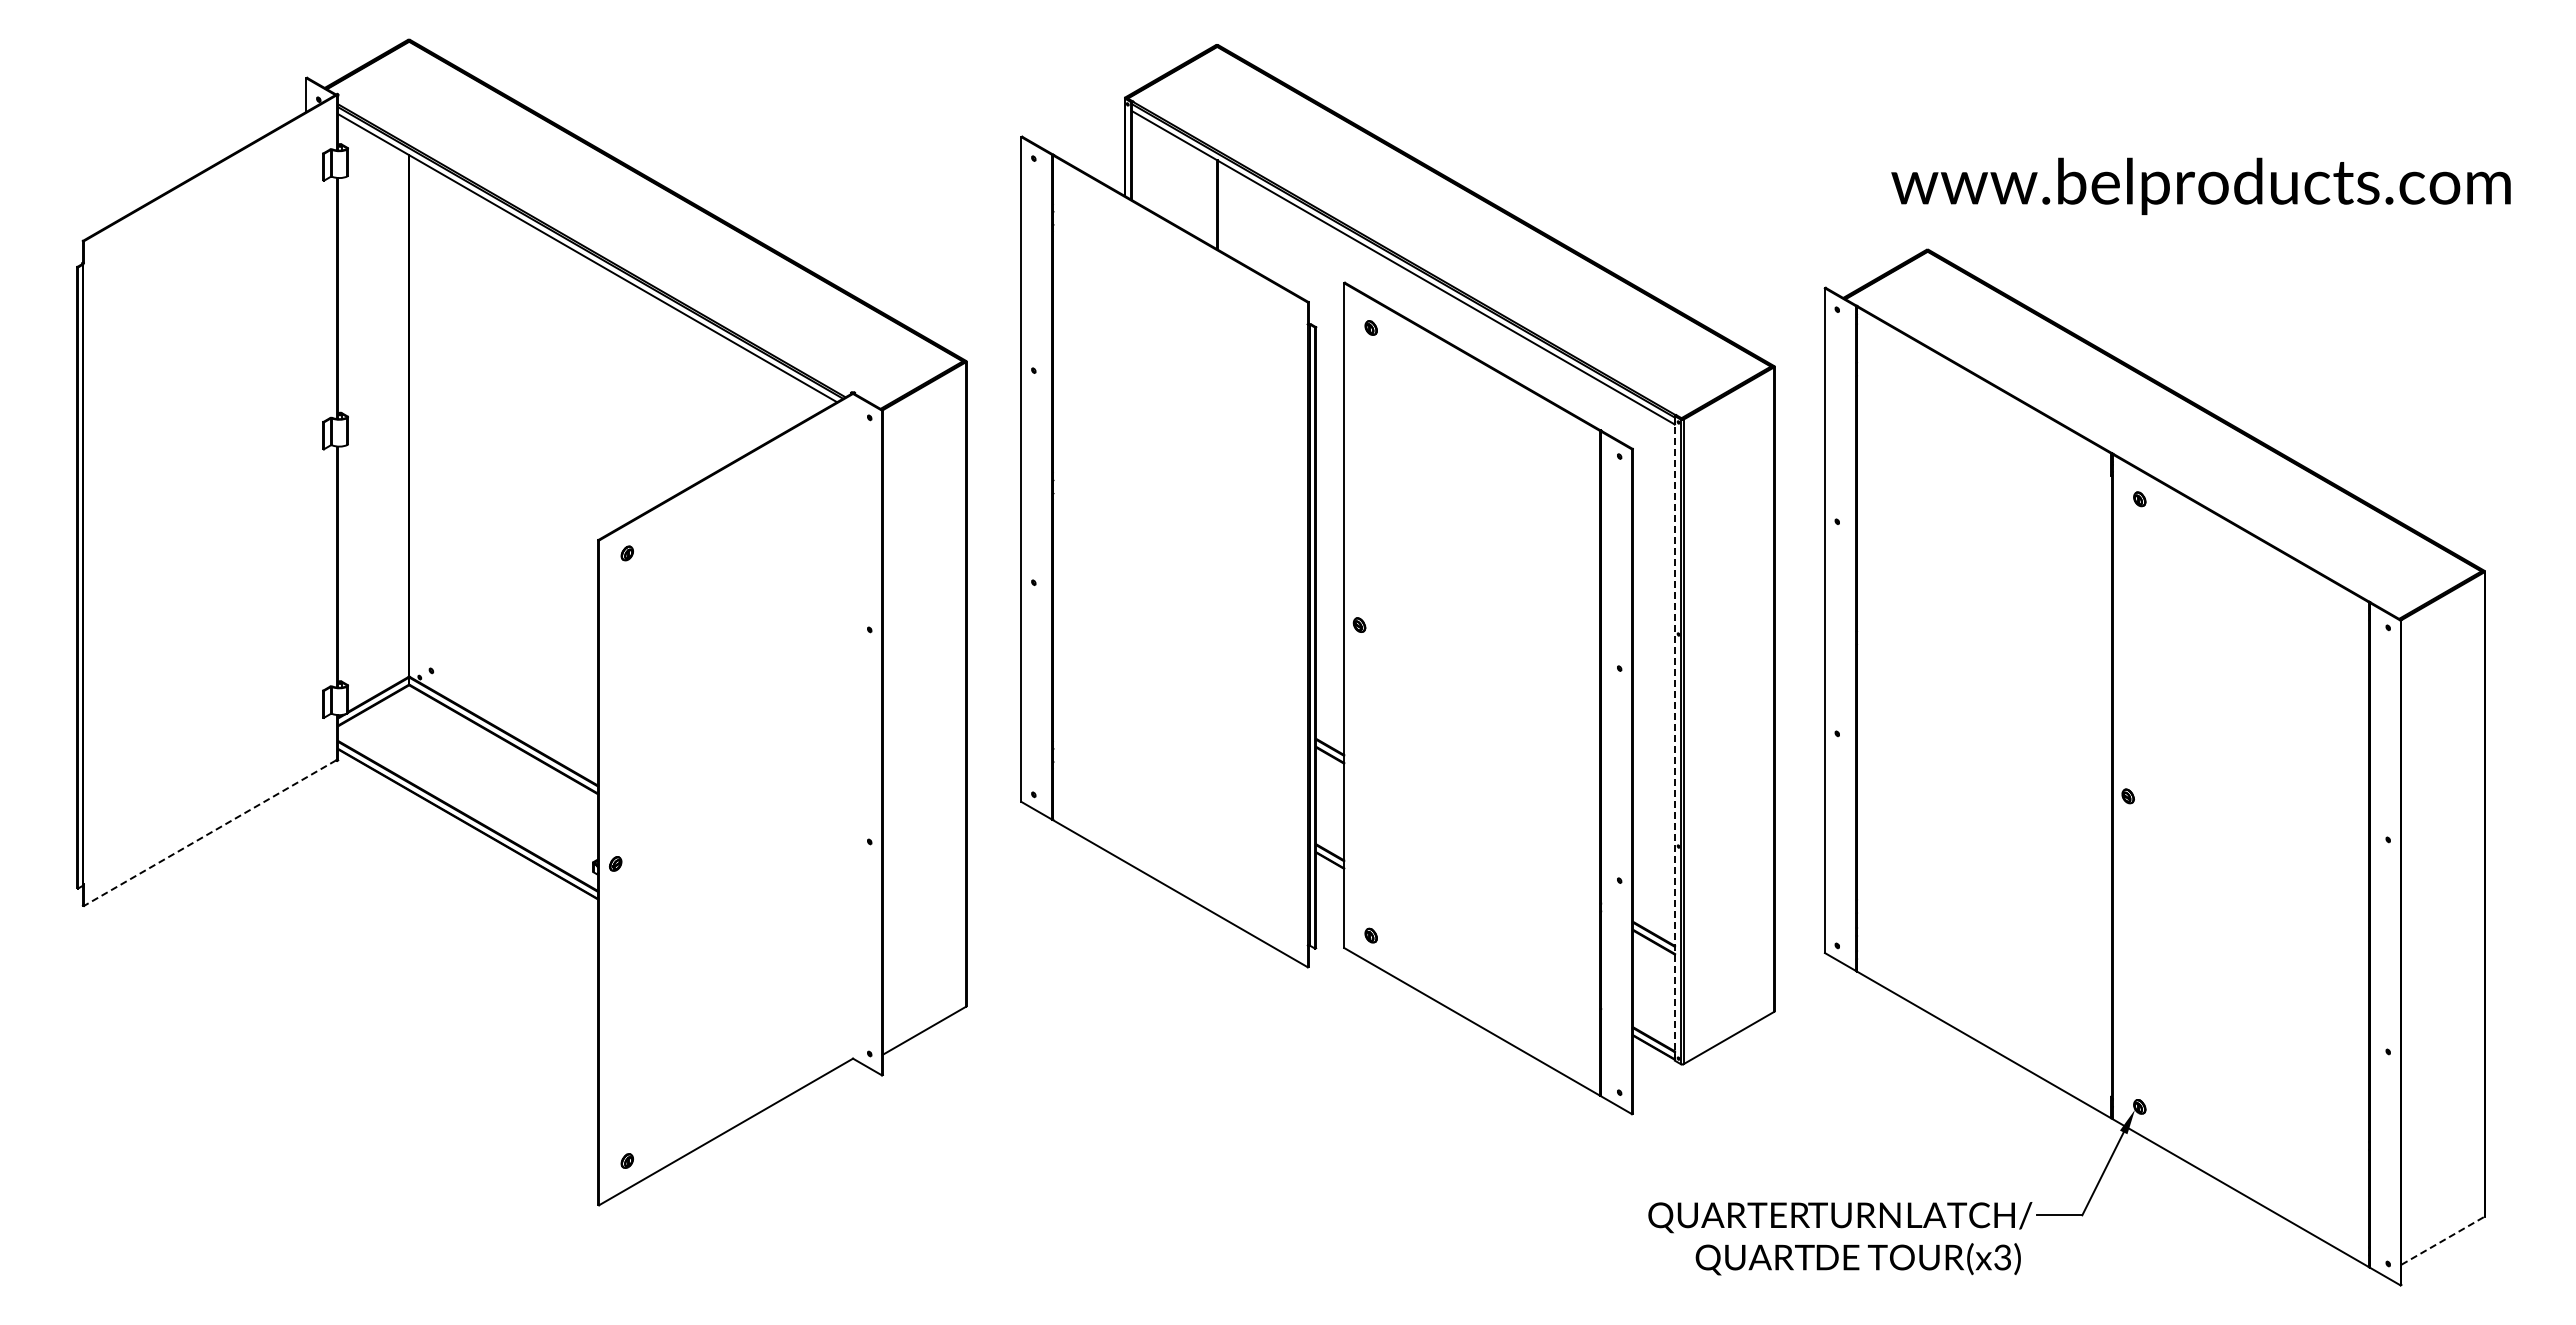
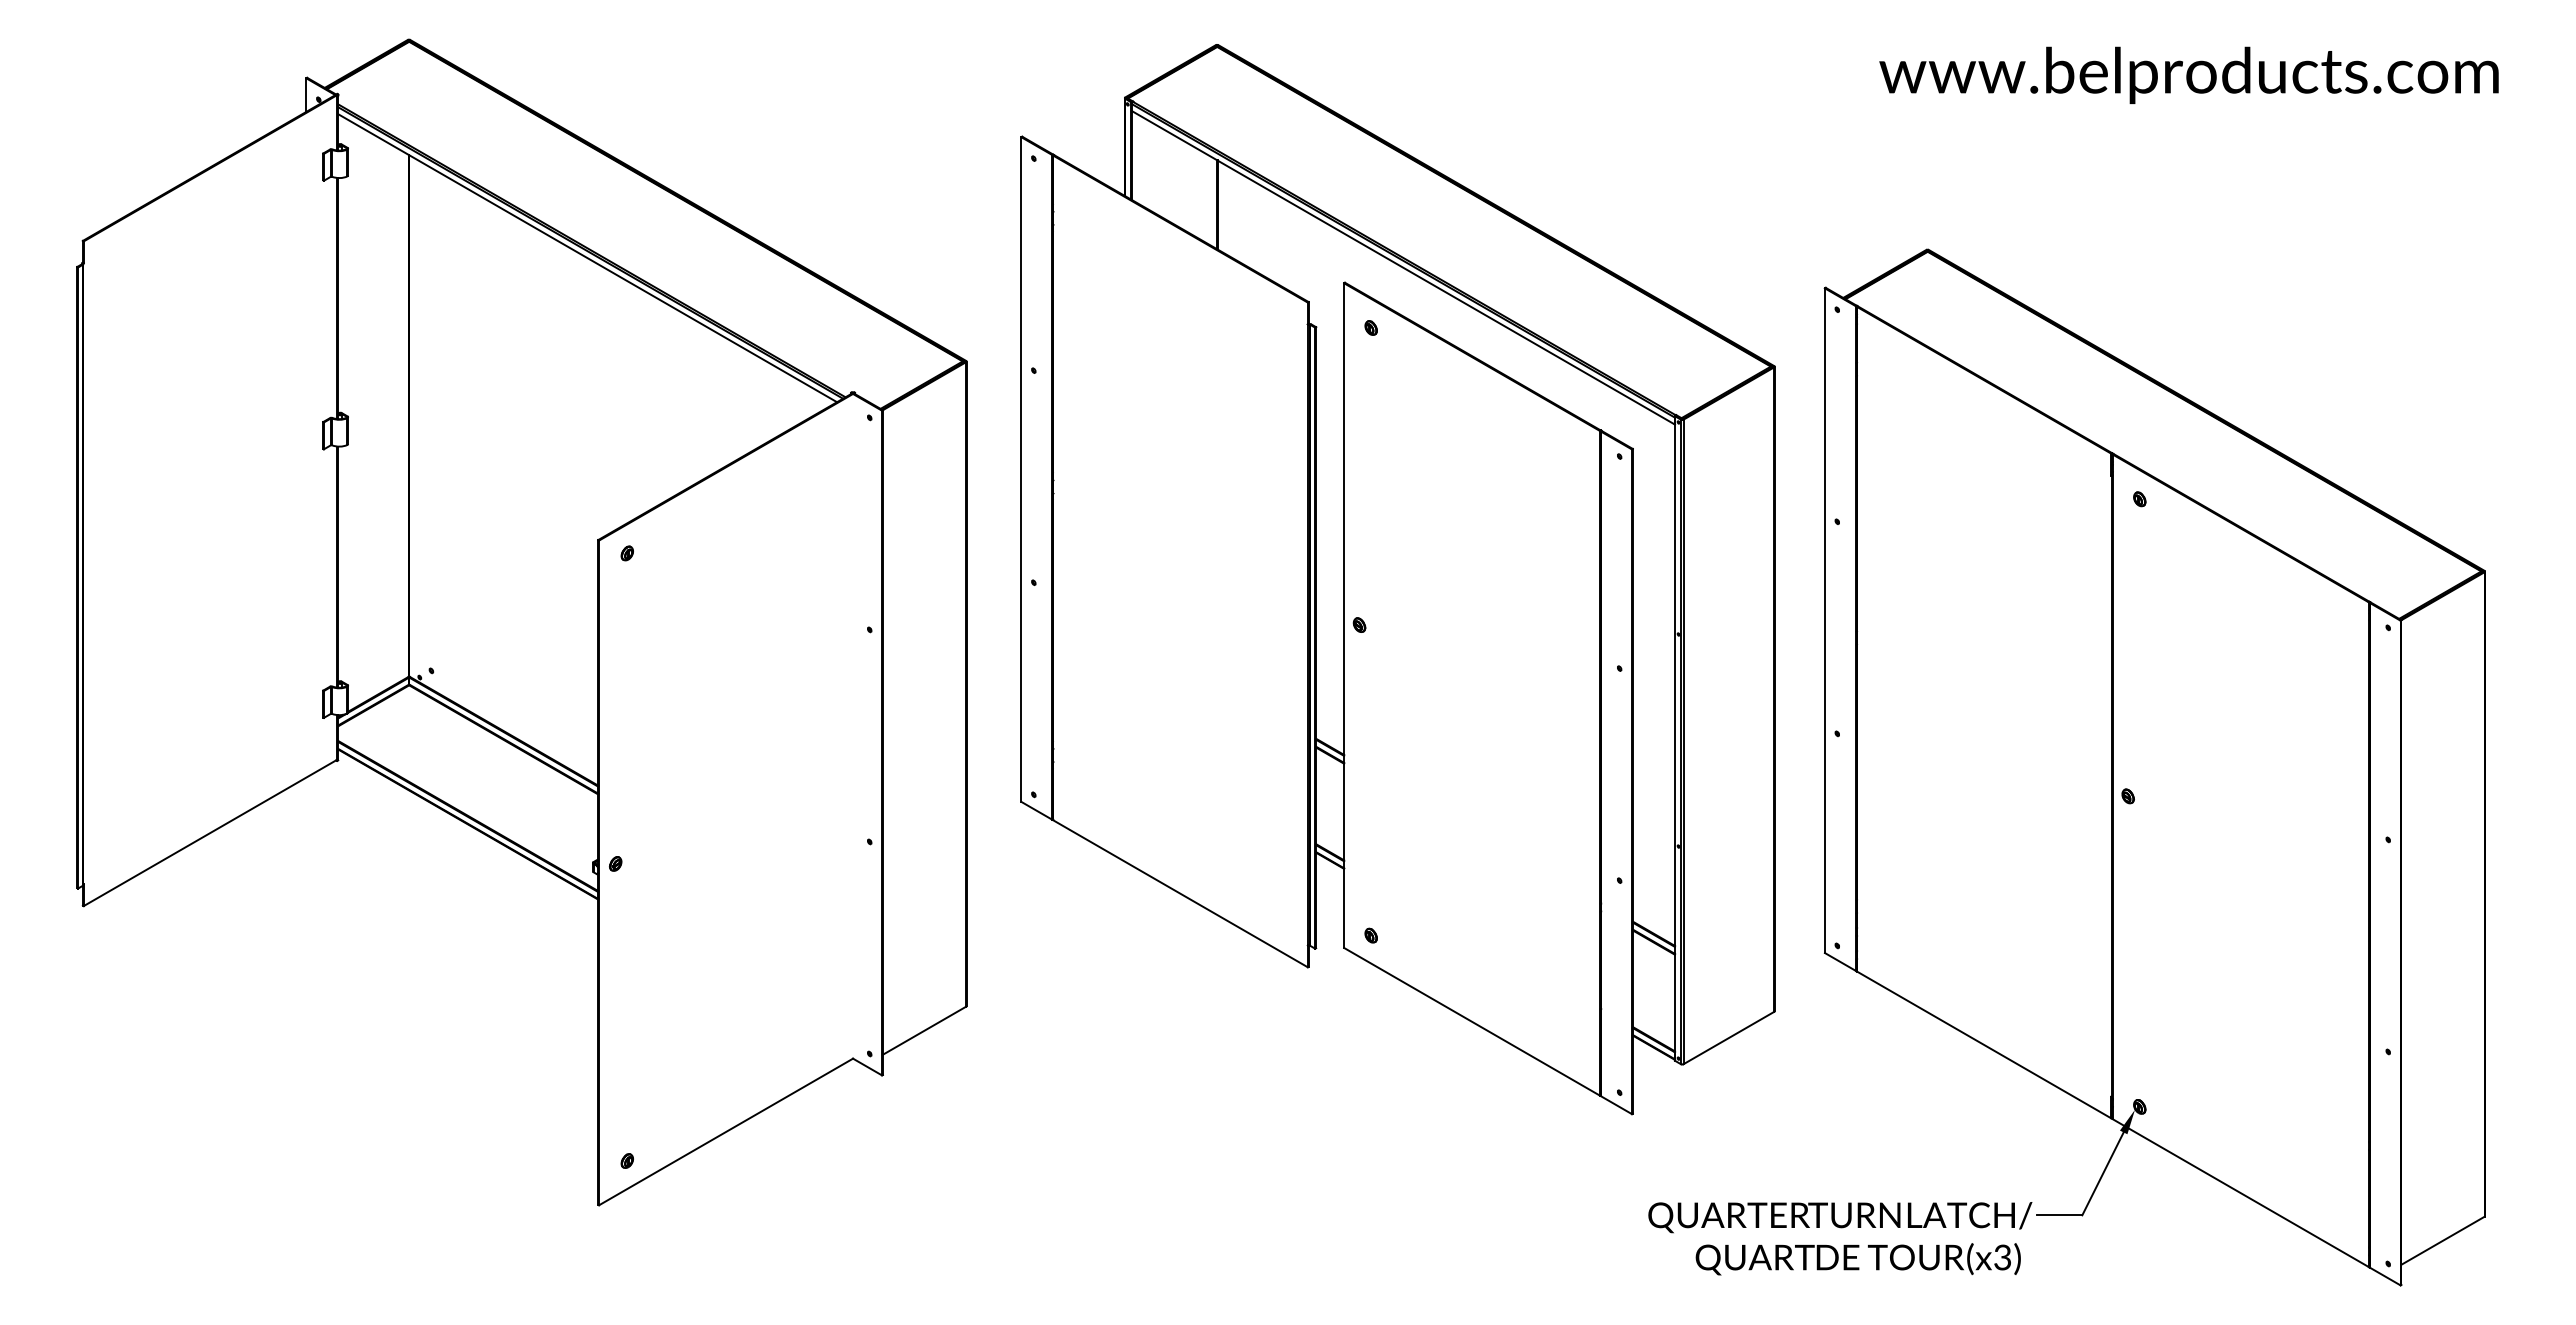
text position: (2200, 185) -> (2188, 74) (2188, 74)
line: dashed -> solid (1675, 739)
line: dashed -> solid (210, 833)
line: dashed -> solid (2443, 1240)
